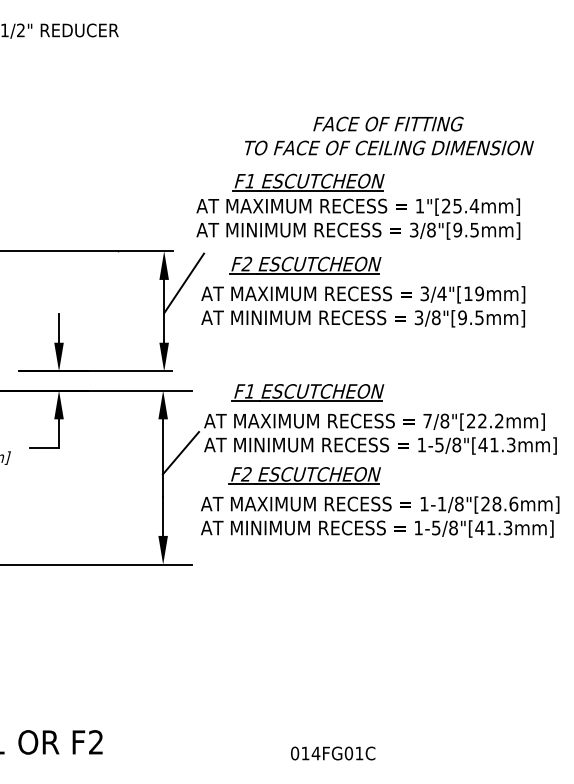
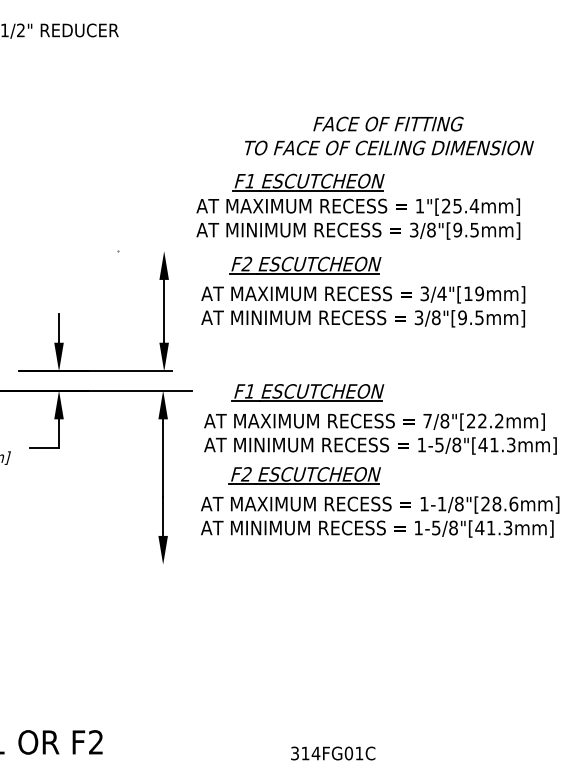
line: present -> none (87, 251)
line: present -> none (184, 283)
line: present -> none (180, 453)
line: present -> none (96, 564)
text: 014FG01C -> 314FG01C (295, 753)
